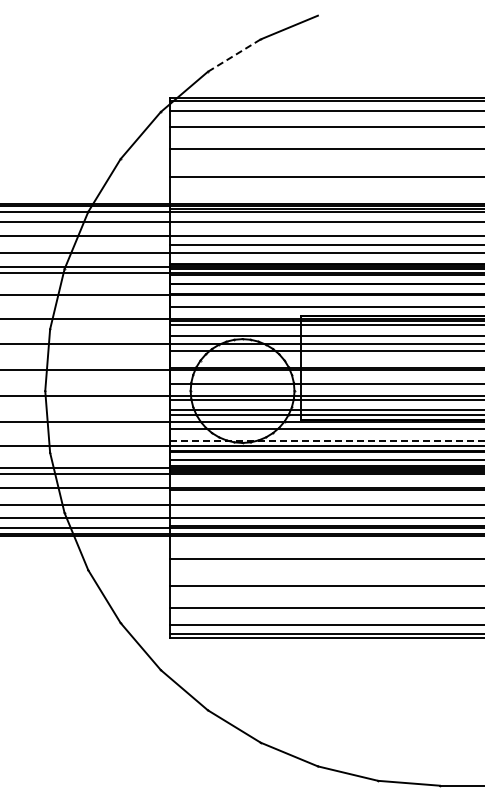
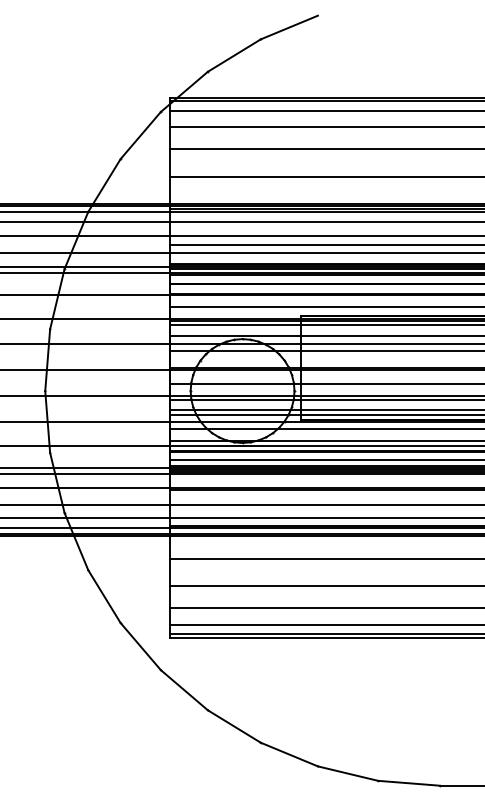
line: dashed -> solid (234, 55)
line: dashed -> solid (327, 441)
